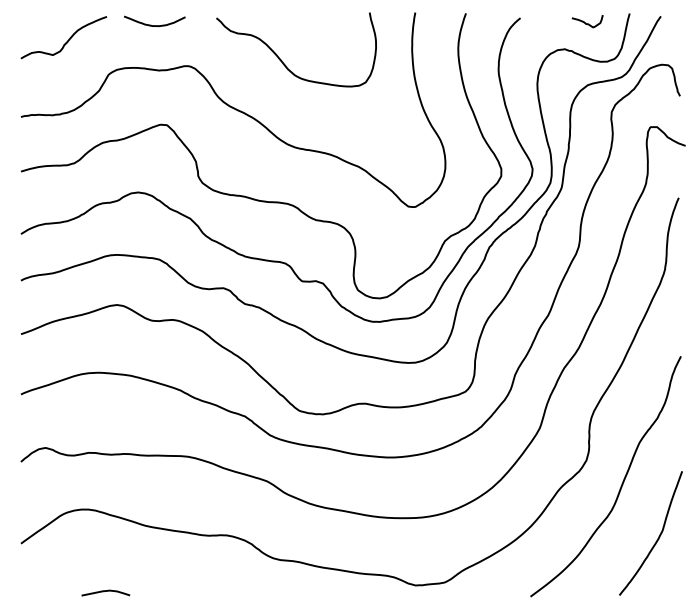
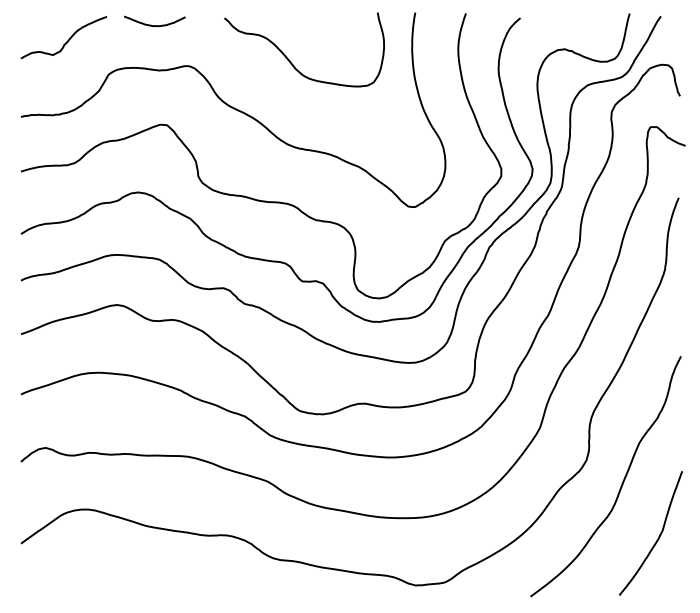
curve: present -> none (587, 23)
curve position: (282, 60) -> (290, 60) (290, 60)
curve: present -> none (105, 591)
